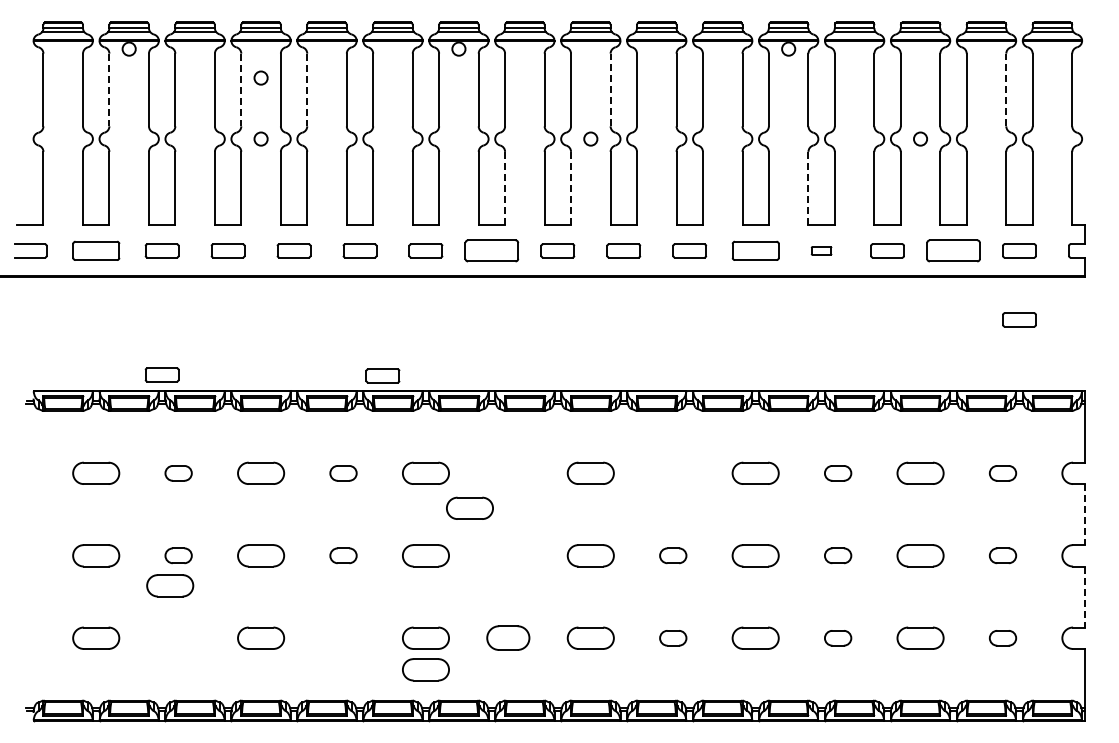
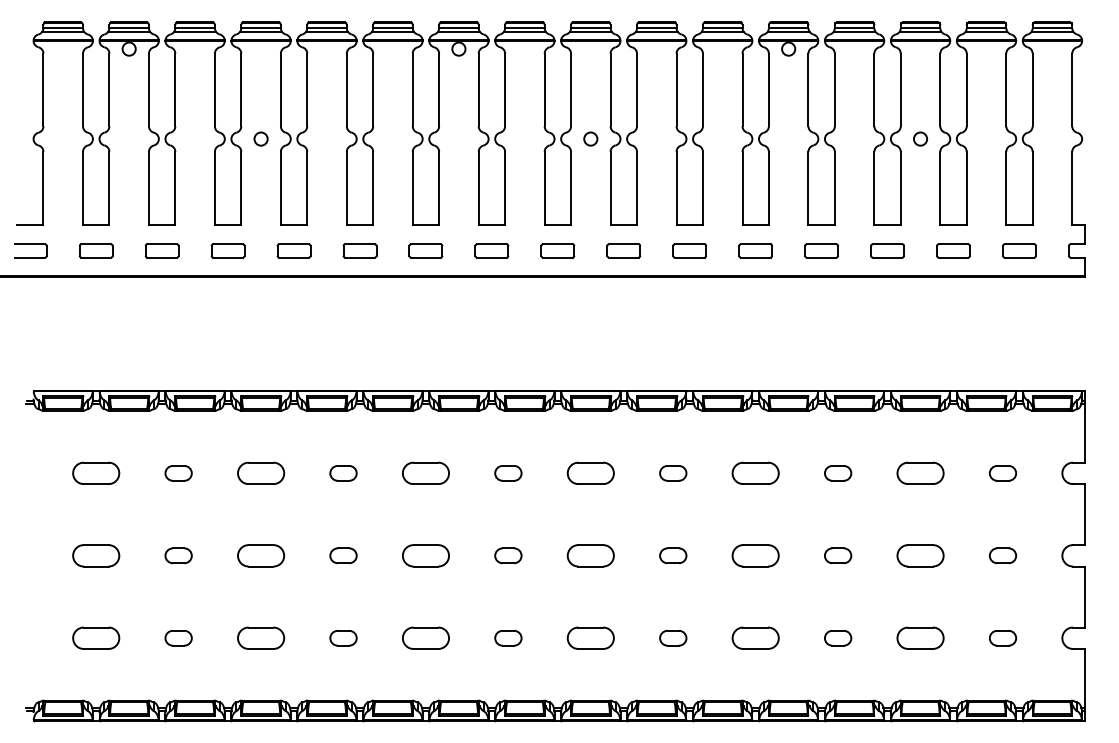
circle: present -> none (260, 77)
line: dashed -> solid (610, 89)
line: dashed -> solid (1006, 89)
line: dashed -> solid (109, 90)
line: dashed -> solid (241, 90)
line: dashed -> solid (307, 90)
line: dashed -> solid (808, 187)
line: dashed -> solid (505, 188)
line: dashed -> solid (571, 188)
part size: 49x21 px -> 36x16 px (95, 250)
part size: 56x24 px -> 36x16 px (491, 250)
part size: 49x21 px -> 35x16 px (755, 250)
part size: 23x10 px -> 35x16 px (821, 250)
part size: 55x24 px -> 35x16 px (953, 250)
part: present -> none (1019, 319)
part: present -> none (161, 374)
part: present -> none (382, 375)
part: none -> present (508, 473)
part: none -> present (673, 473)
part: present -> none (469, 507)
line: dashed -> solid (1085, 514)
part: none -> present (508, 555)
part: present -> none (170, 585)
line: dashed -> solid (1085, 597)
part size: 45x26 px -> 29x17 px (508, 638)
part: none -> present (178, 638)
part: none -> present (343, 638)
part: present -> none (425, 669)
